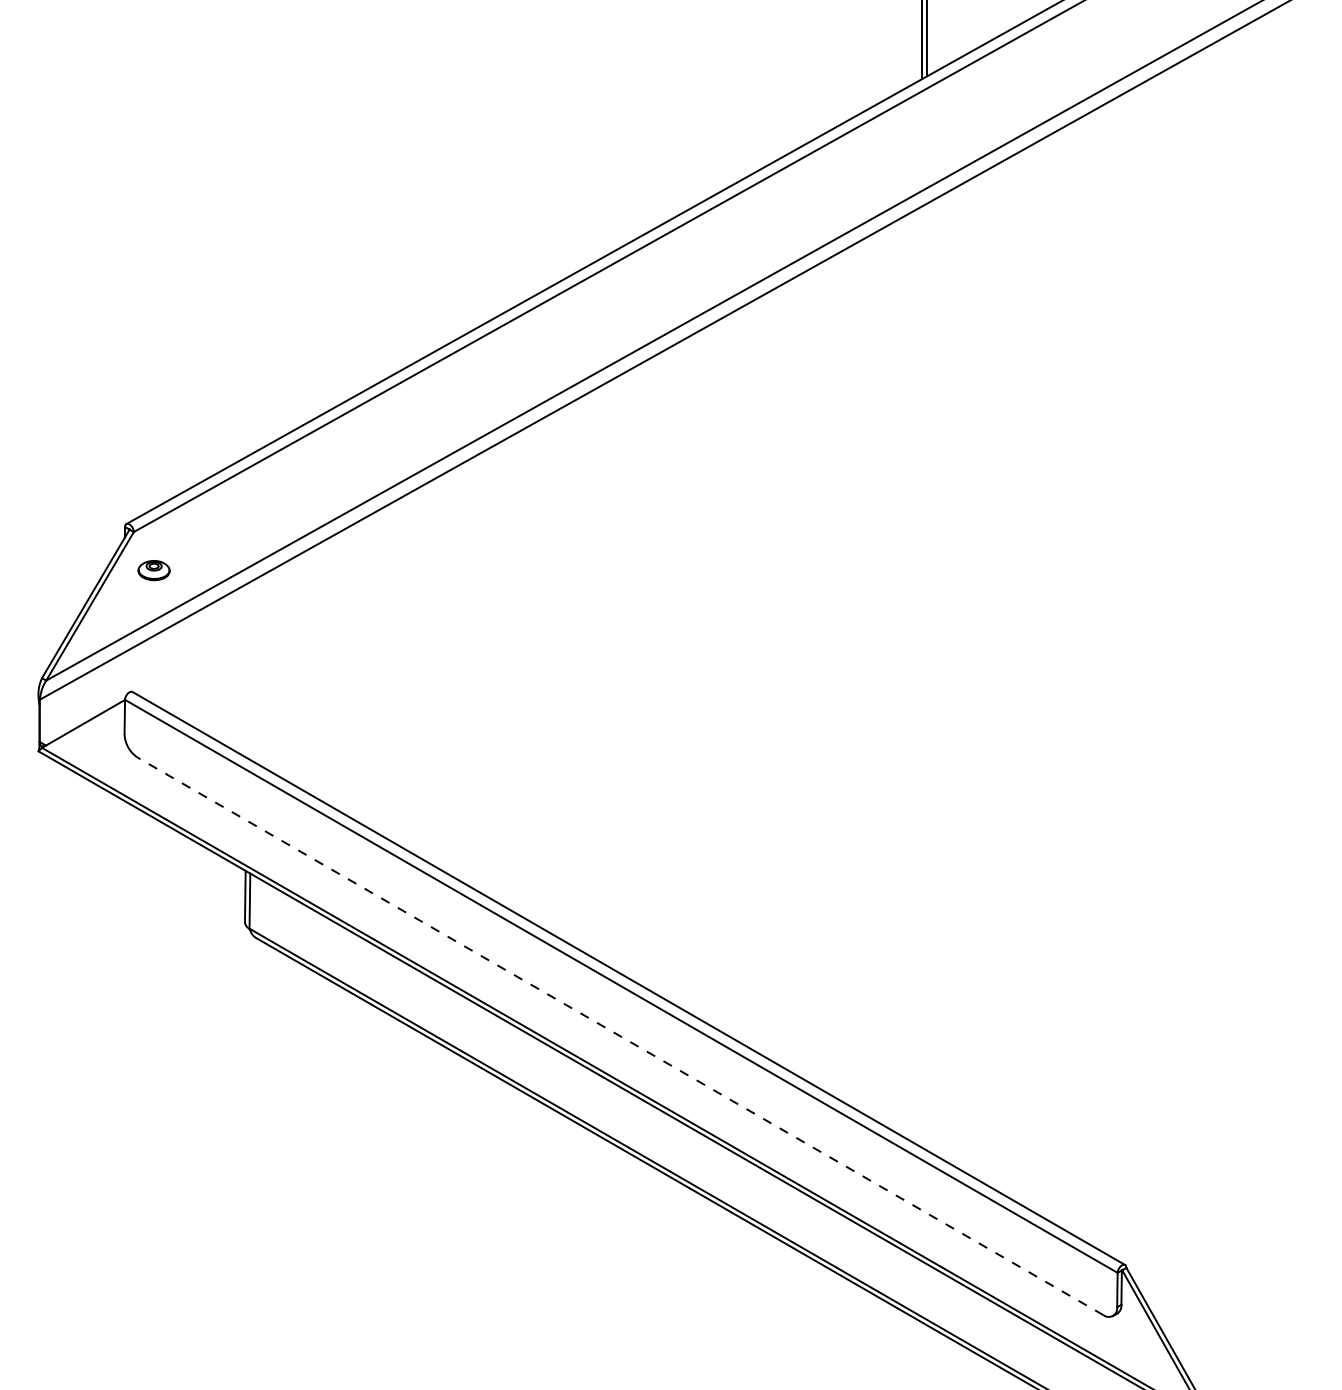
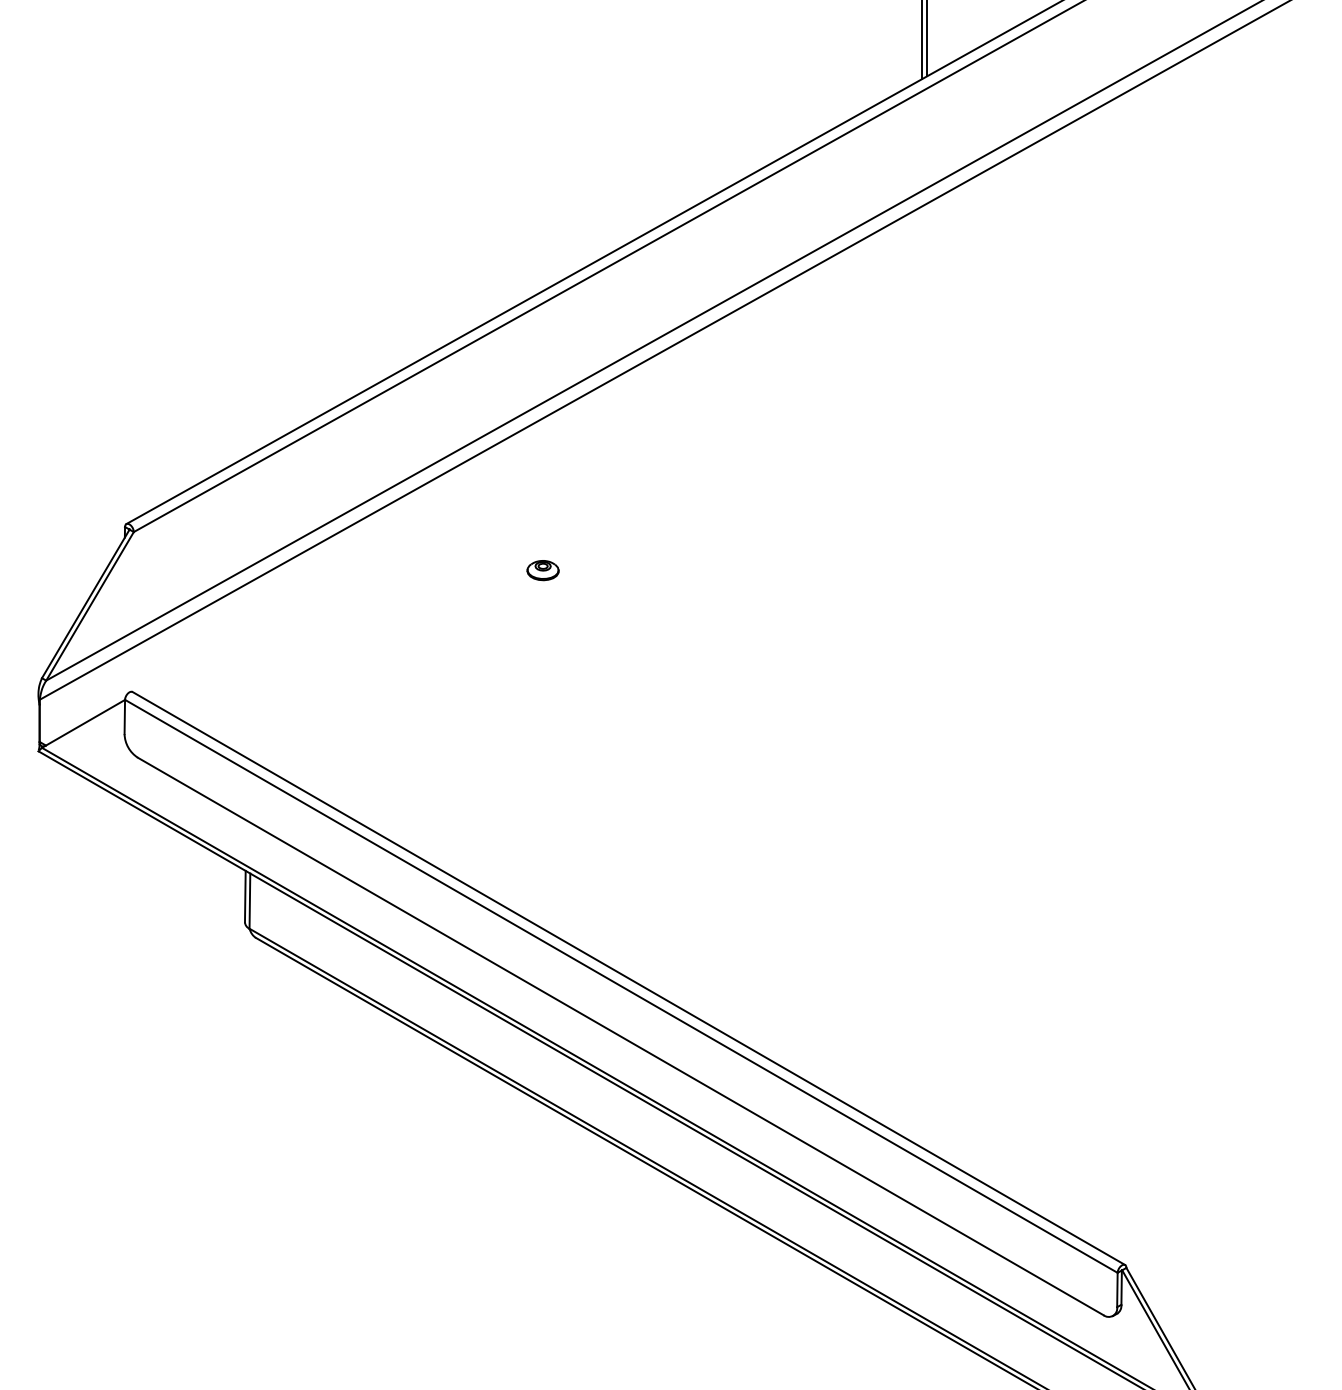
part position: (153, 570) -> (542, 570) (542, 570)
line: dashed -> solid (620, 1036)
